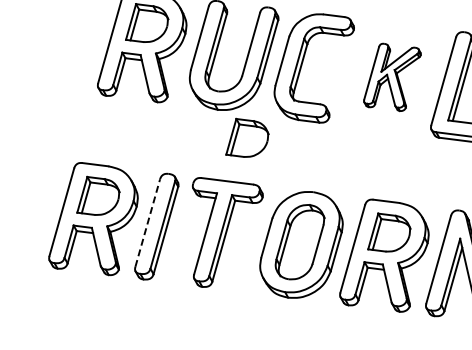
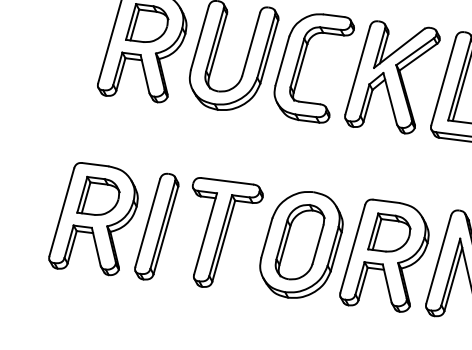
part size: 59x71 px -> 97x115 px (392, 77)
part: present -> none (247, 137)
line: dashed -> solid (147, 222)
